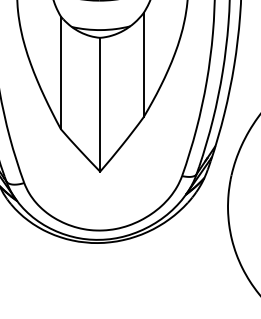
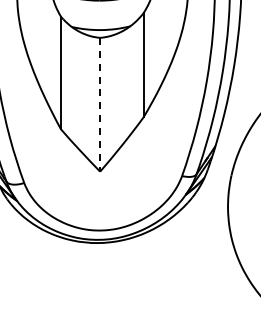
line: solid -> dashed (100, 104)
